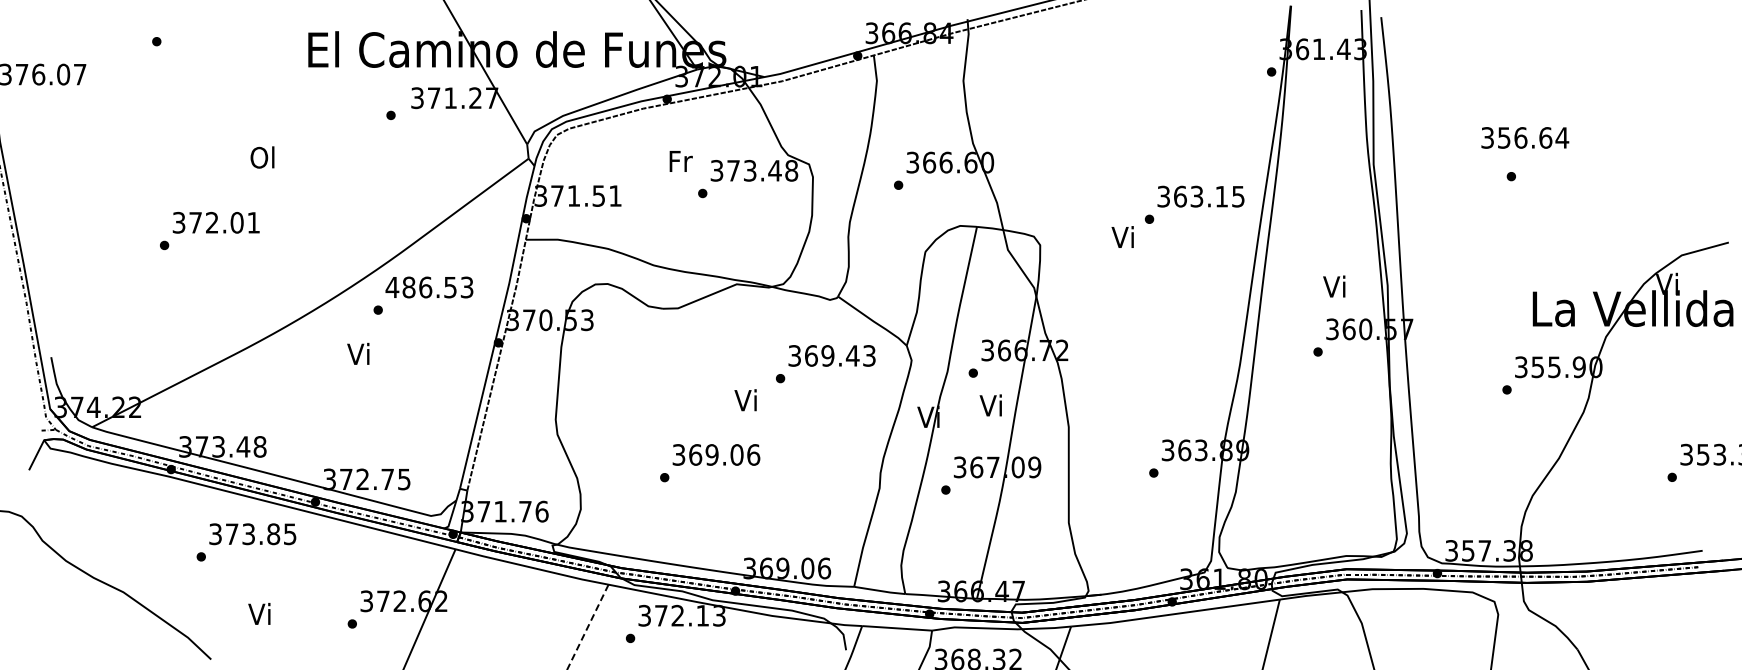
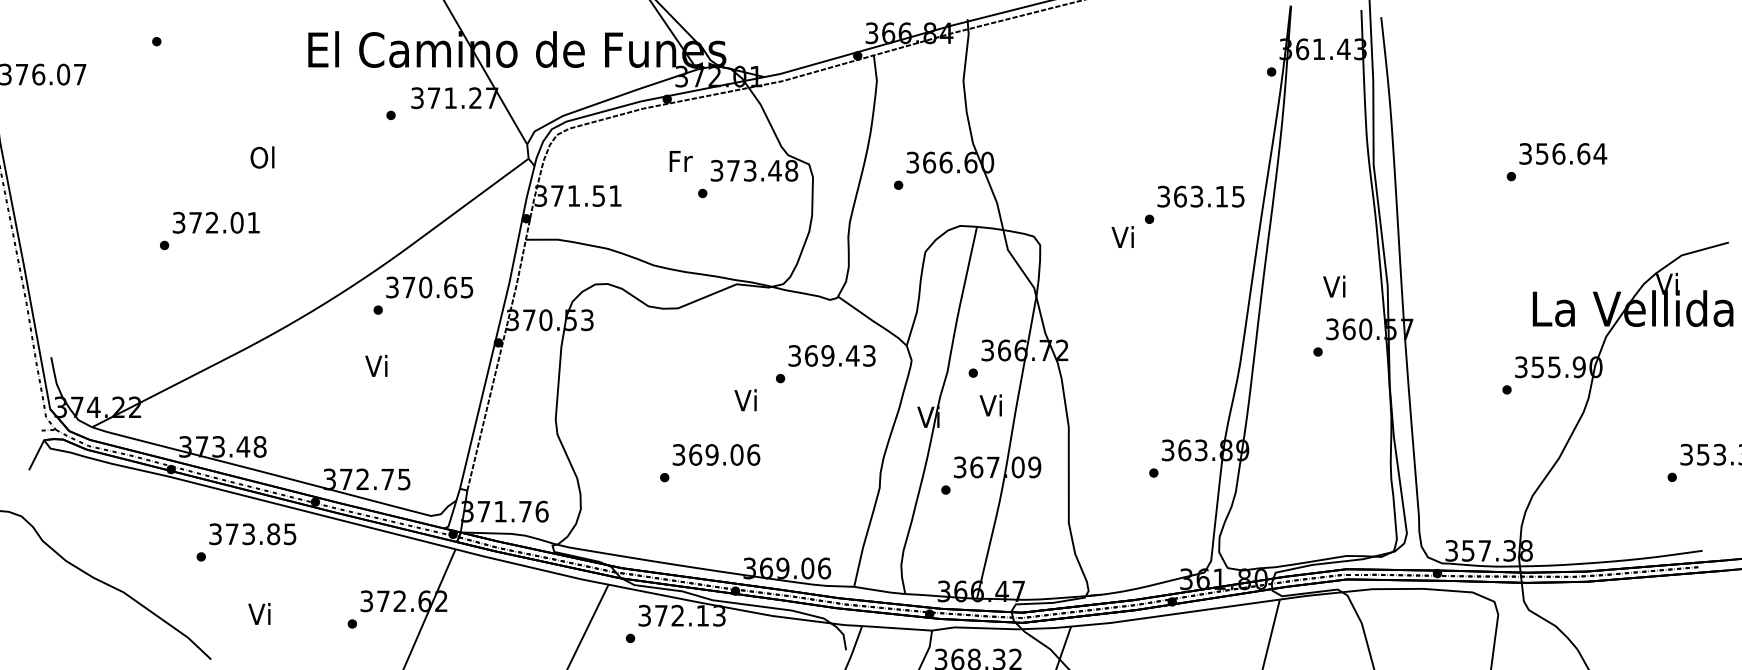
text position: (1525, 137) -> (1563, 153) (1563, 153)
text: 486.53 -> 370.65 (429, 287)
text position: (358, 353) -> (376, 365) (376, 365)
line: dashed -> solid (588, 626)
